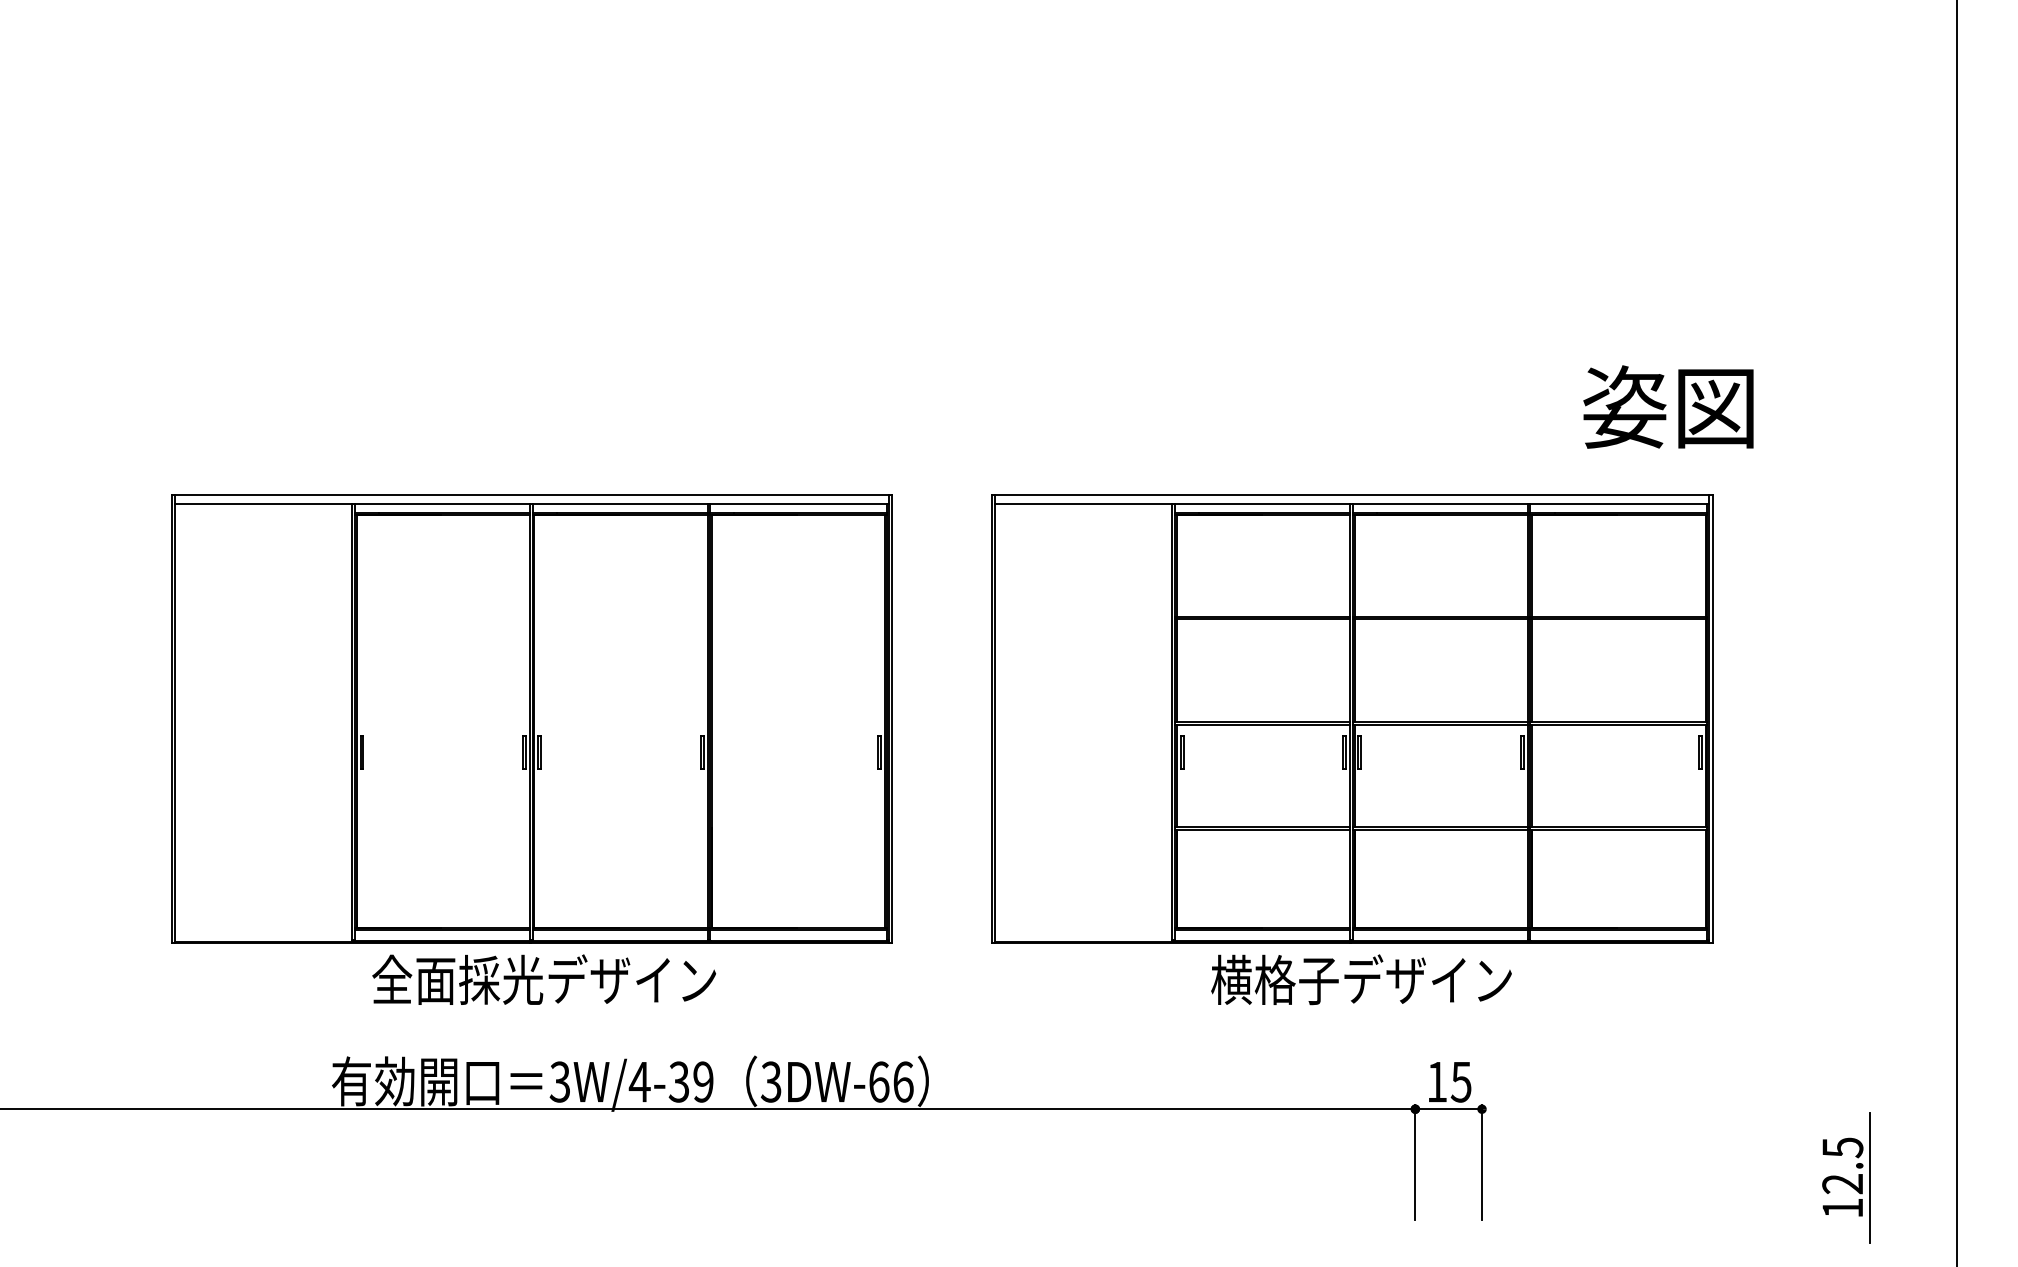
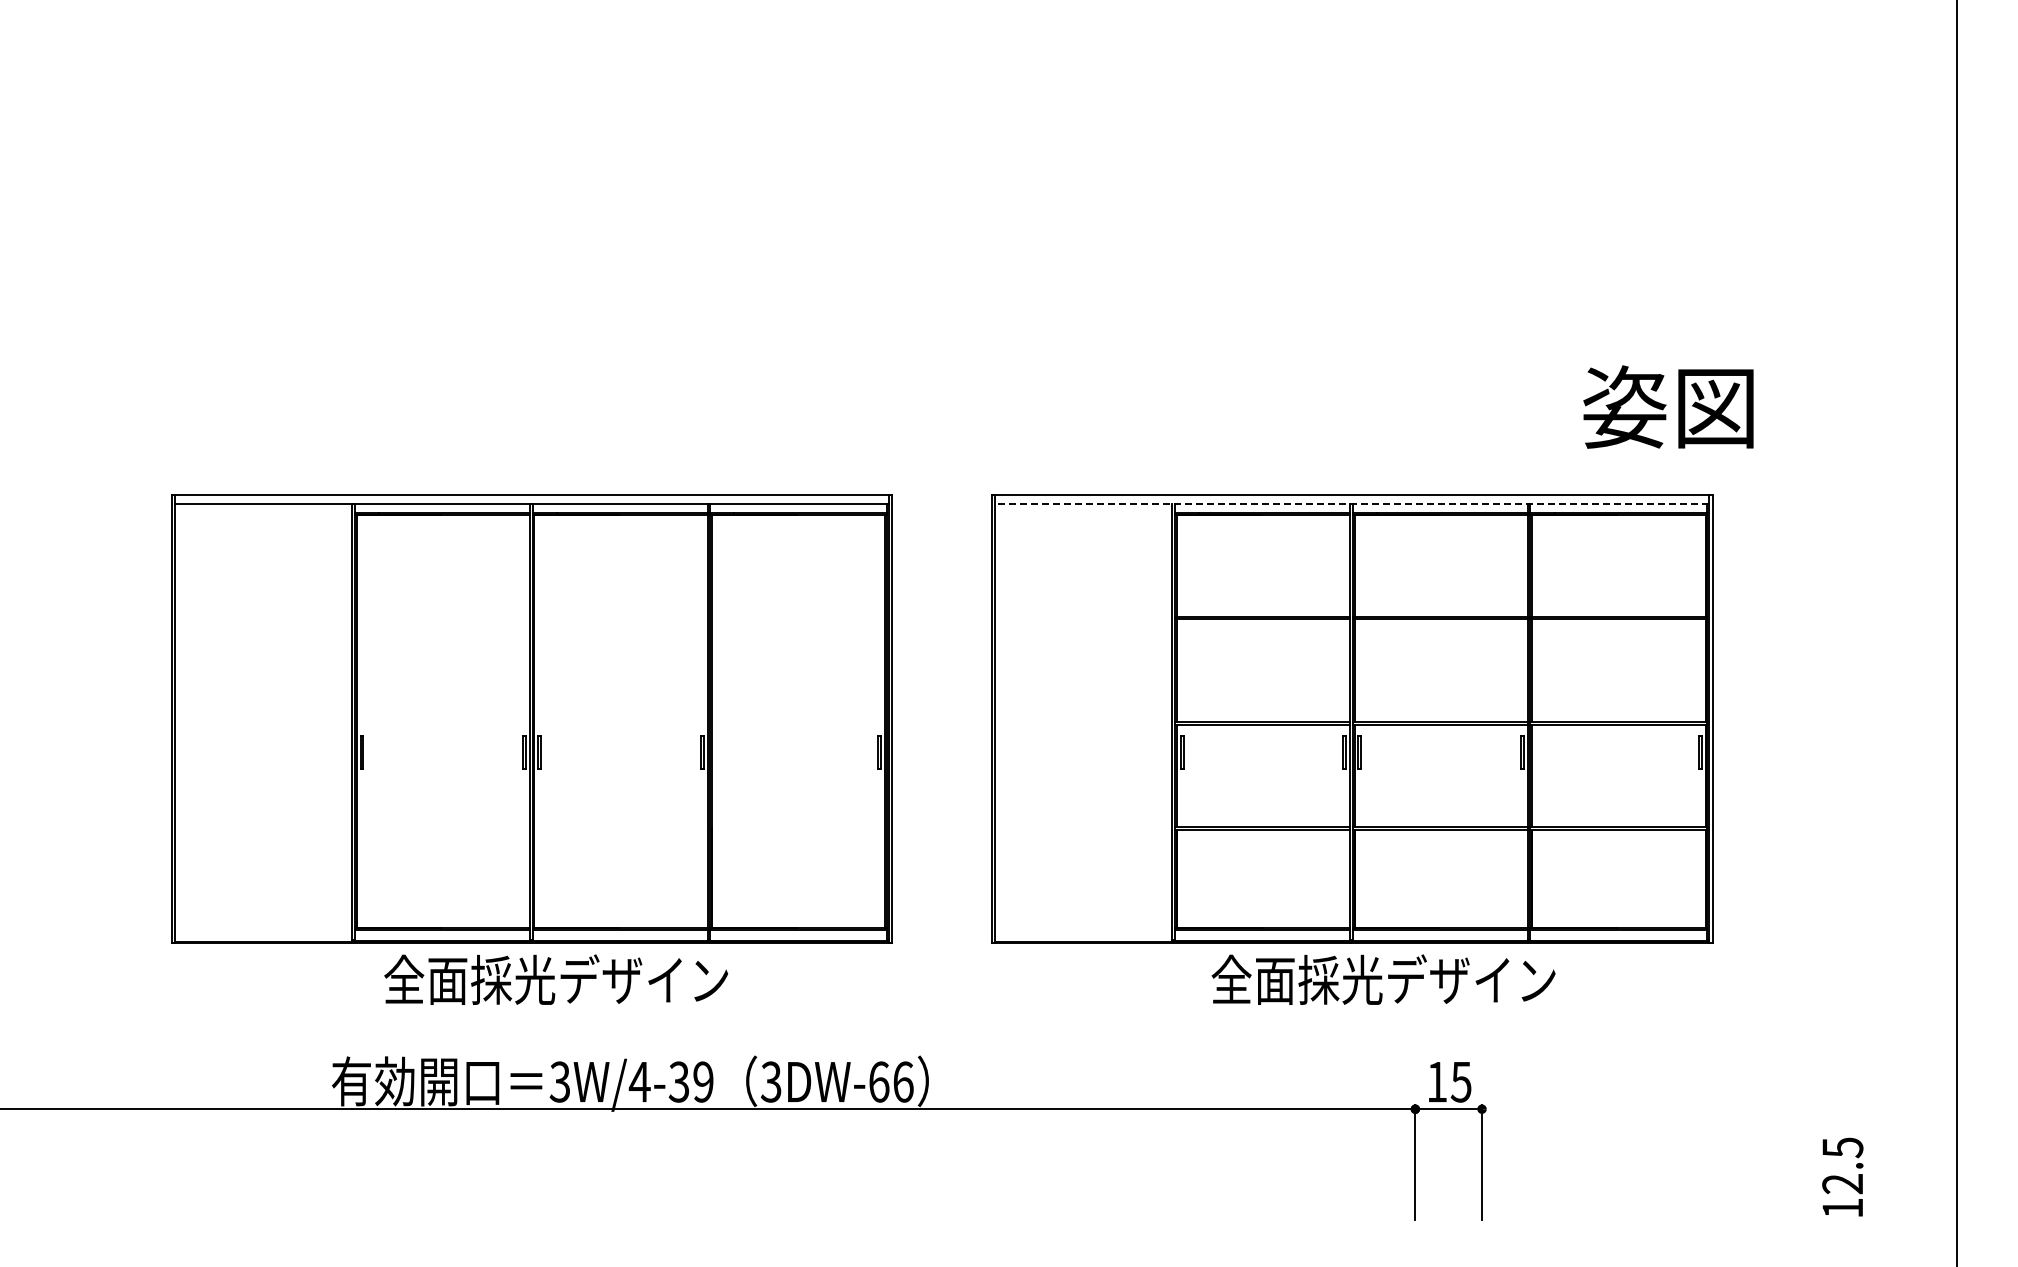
line: solid -> dashed (1352, 503)
text position: (544, 979) -> (556, 979) (556, 979)
text: 横格子デザイン -> 全面採光デザイン (1383, 979)
line: present -> none (1869, 1177)
